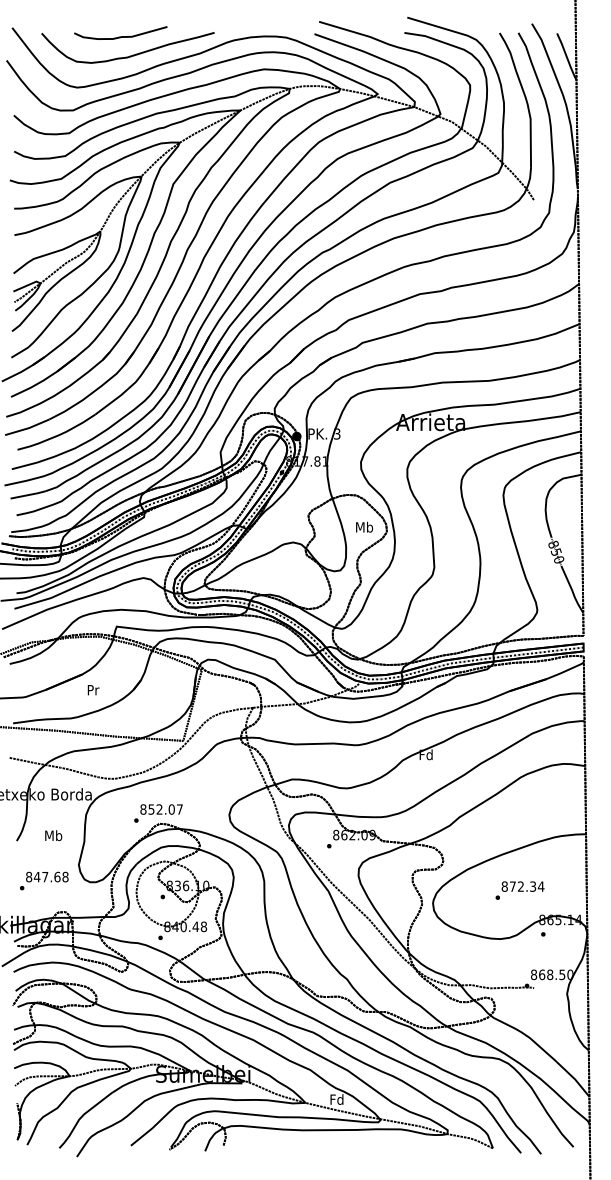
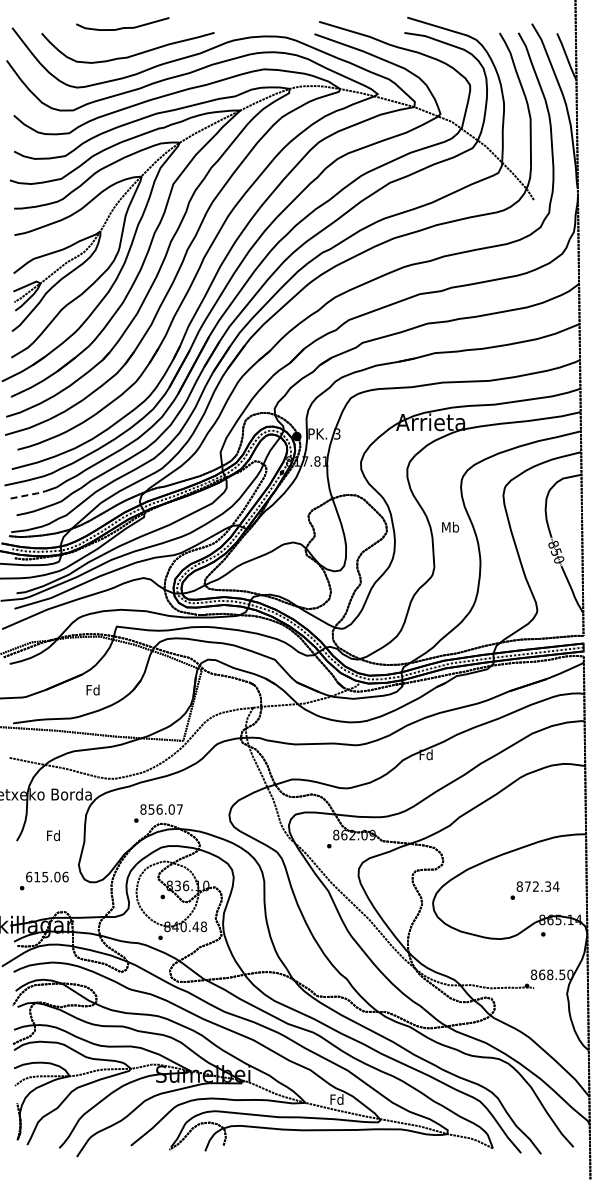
curve position: (120, 36) -> (122, 27) (122, 27)
line: solid -> dashed (29, 494)
text position: (364, 526) -> (450, 526) (450, 526)
text: Pr -> Fd (92, 689)
text: 852.07 -> 856.07 (159, 809)
text: Mb -> Fd (53, 835)
text: 847.68 -> 615.06 (47, 876)
text position: (519, 890) -> (534, 890) (534, 890)
